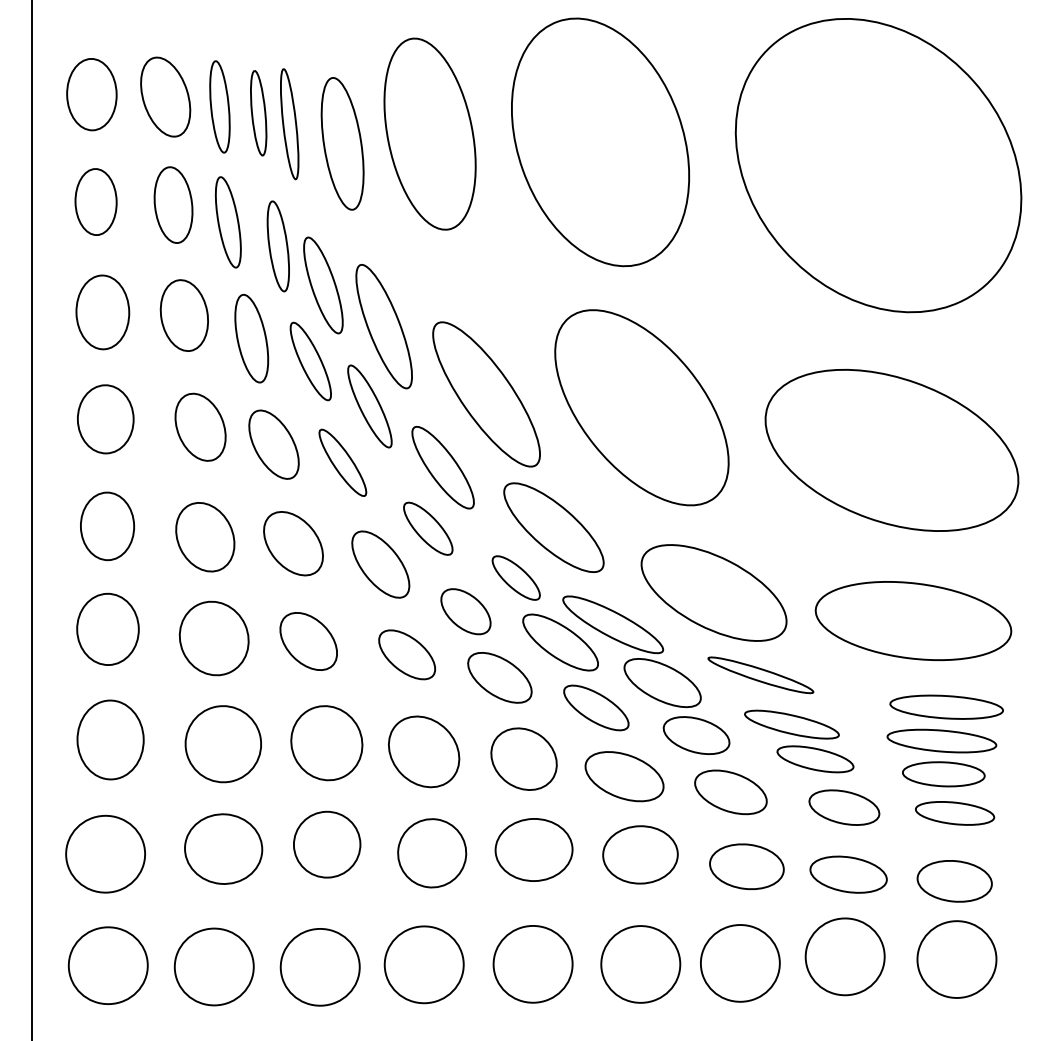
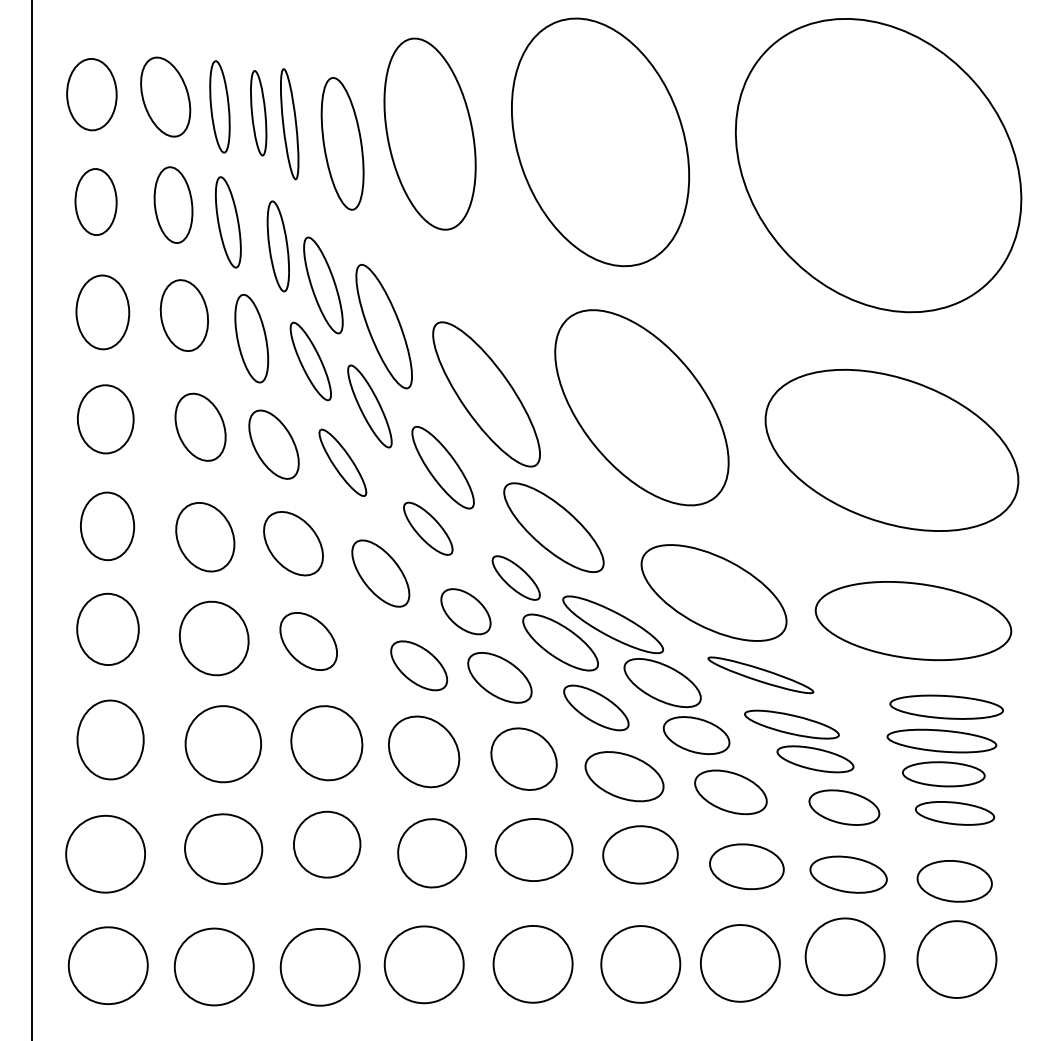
part position: (380, 564) -> (380, 573) (380, 573)
part position: (407, 654) -> (419, 665) (419, 665)
